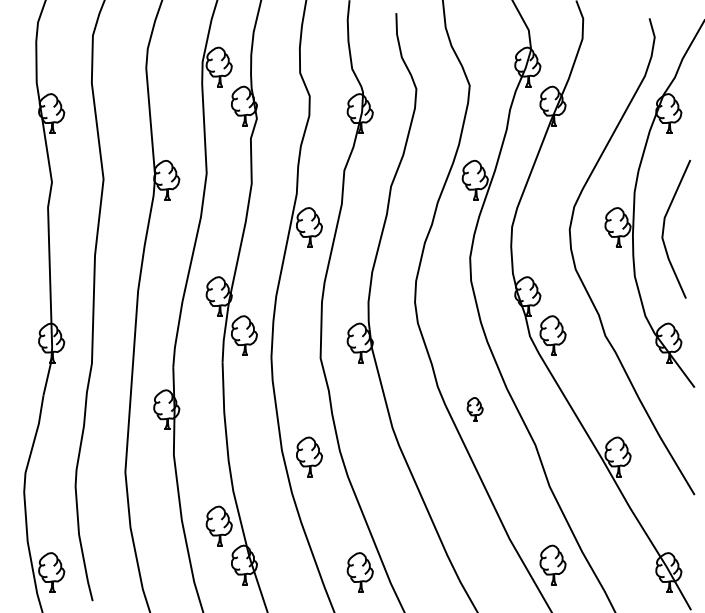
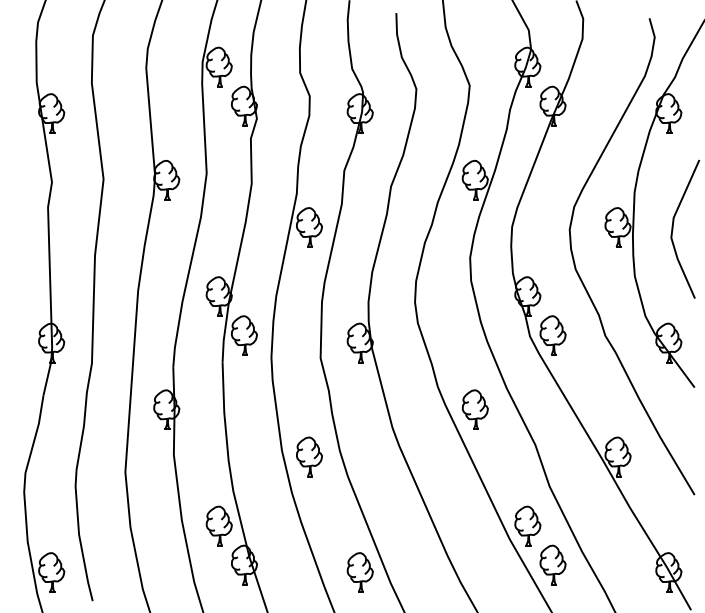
line position: (664, 228) -> (673, 228) (673, 228)
part size: 18x25 px -> 28x41 px (474, 409)
part: none -> present (527, 525)
